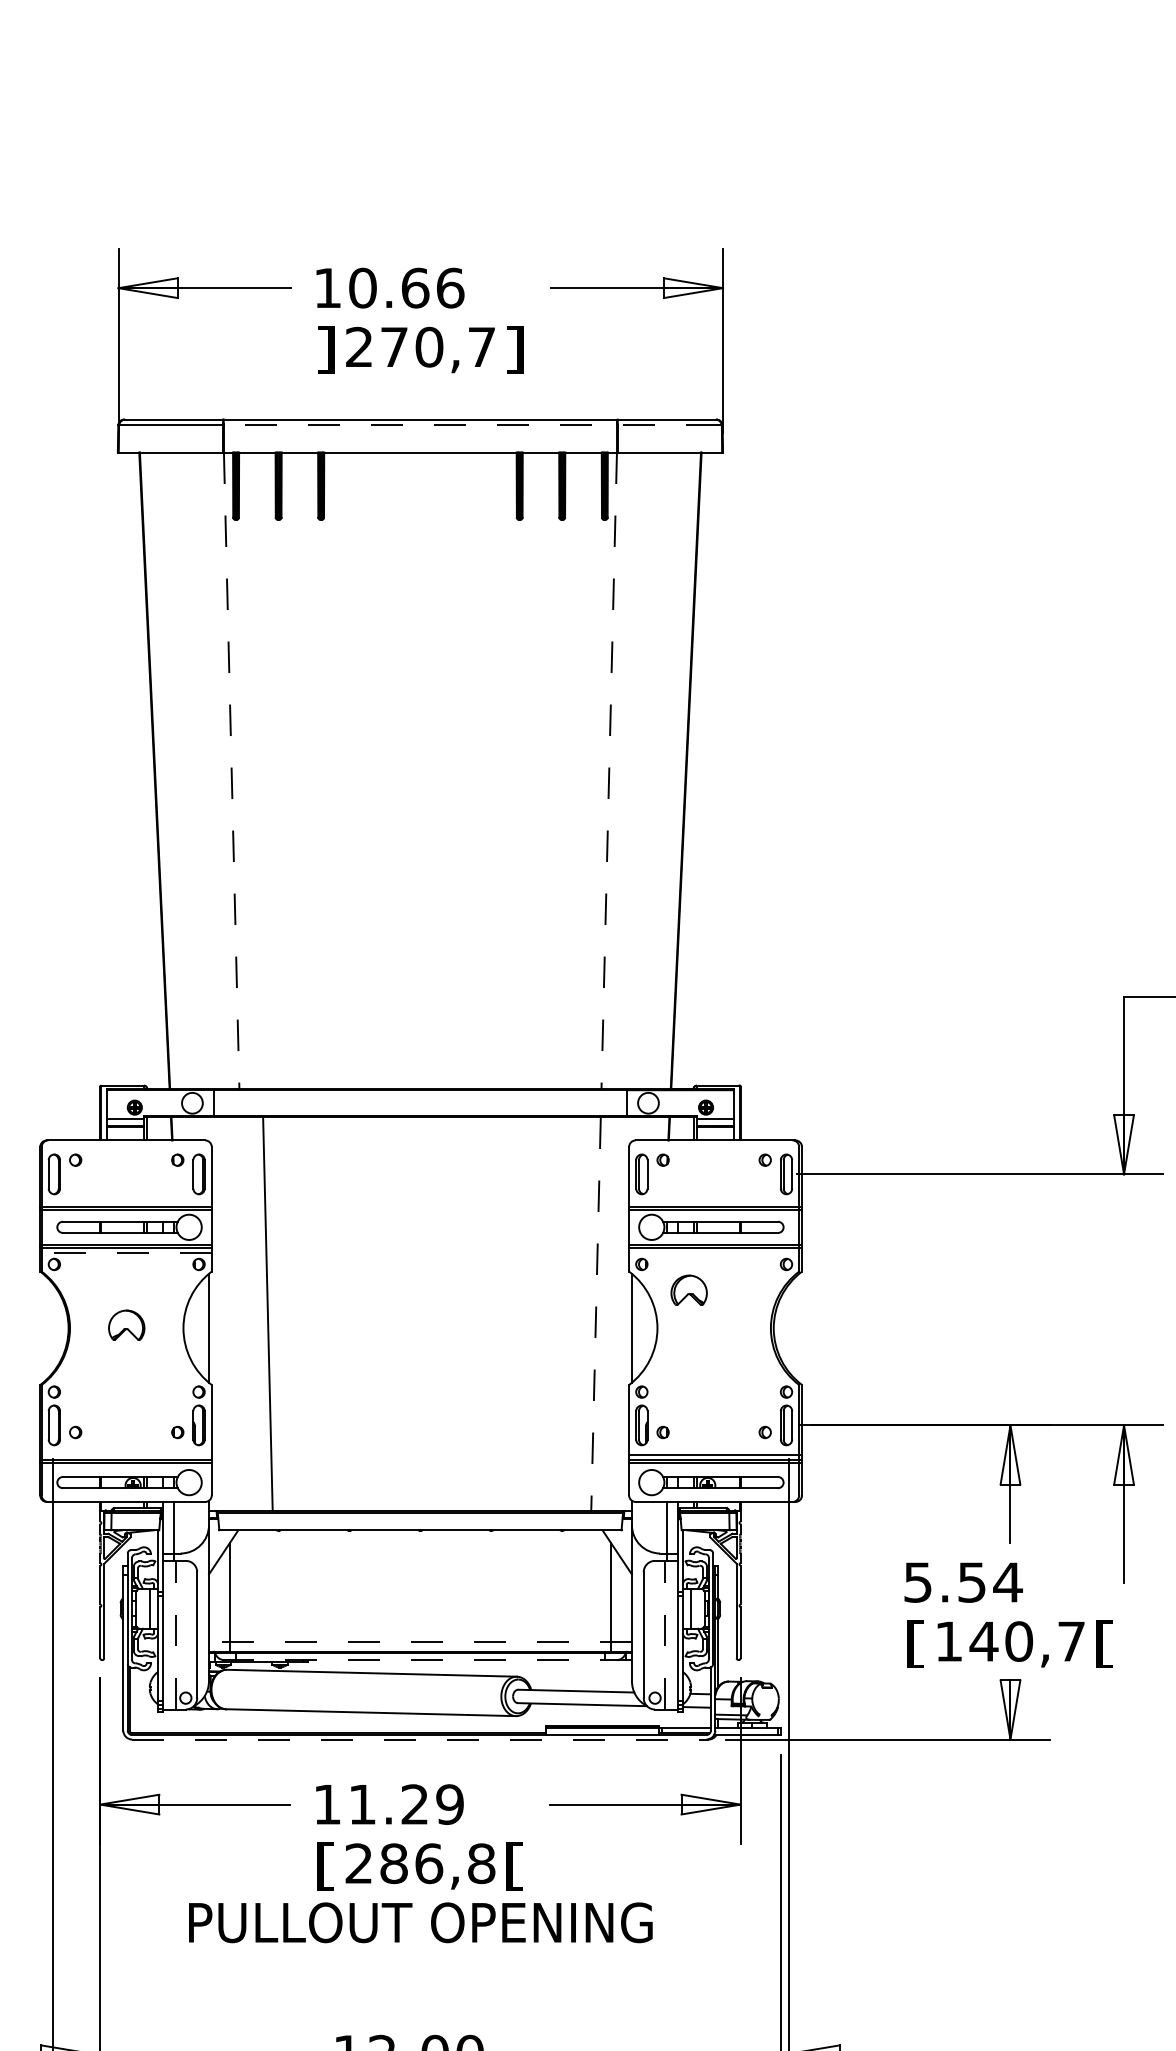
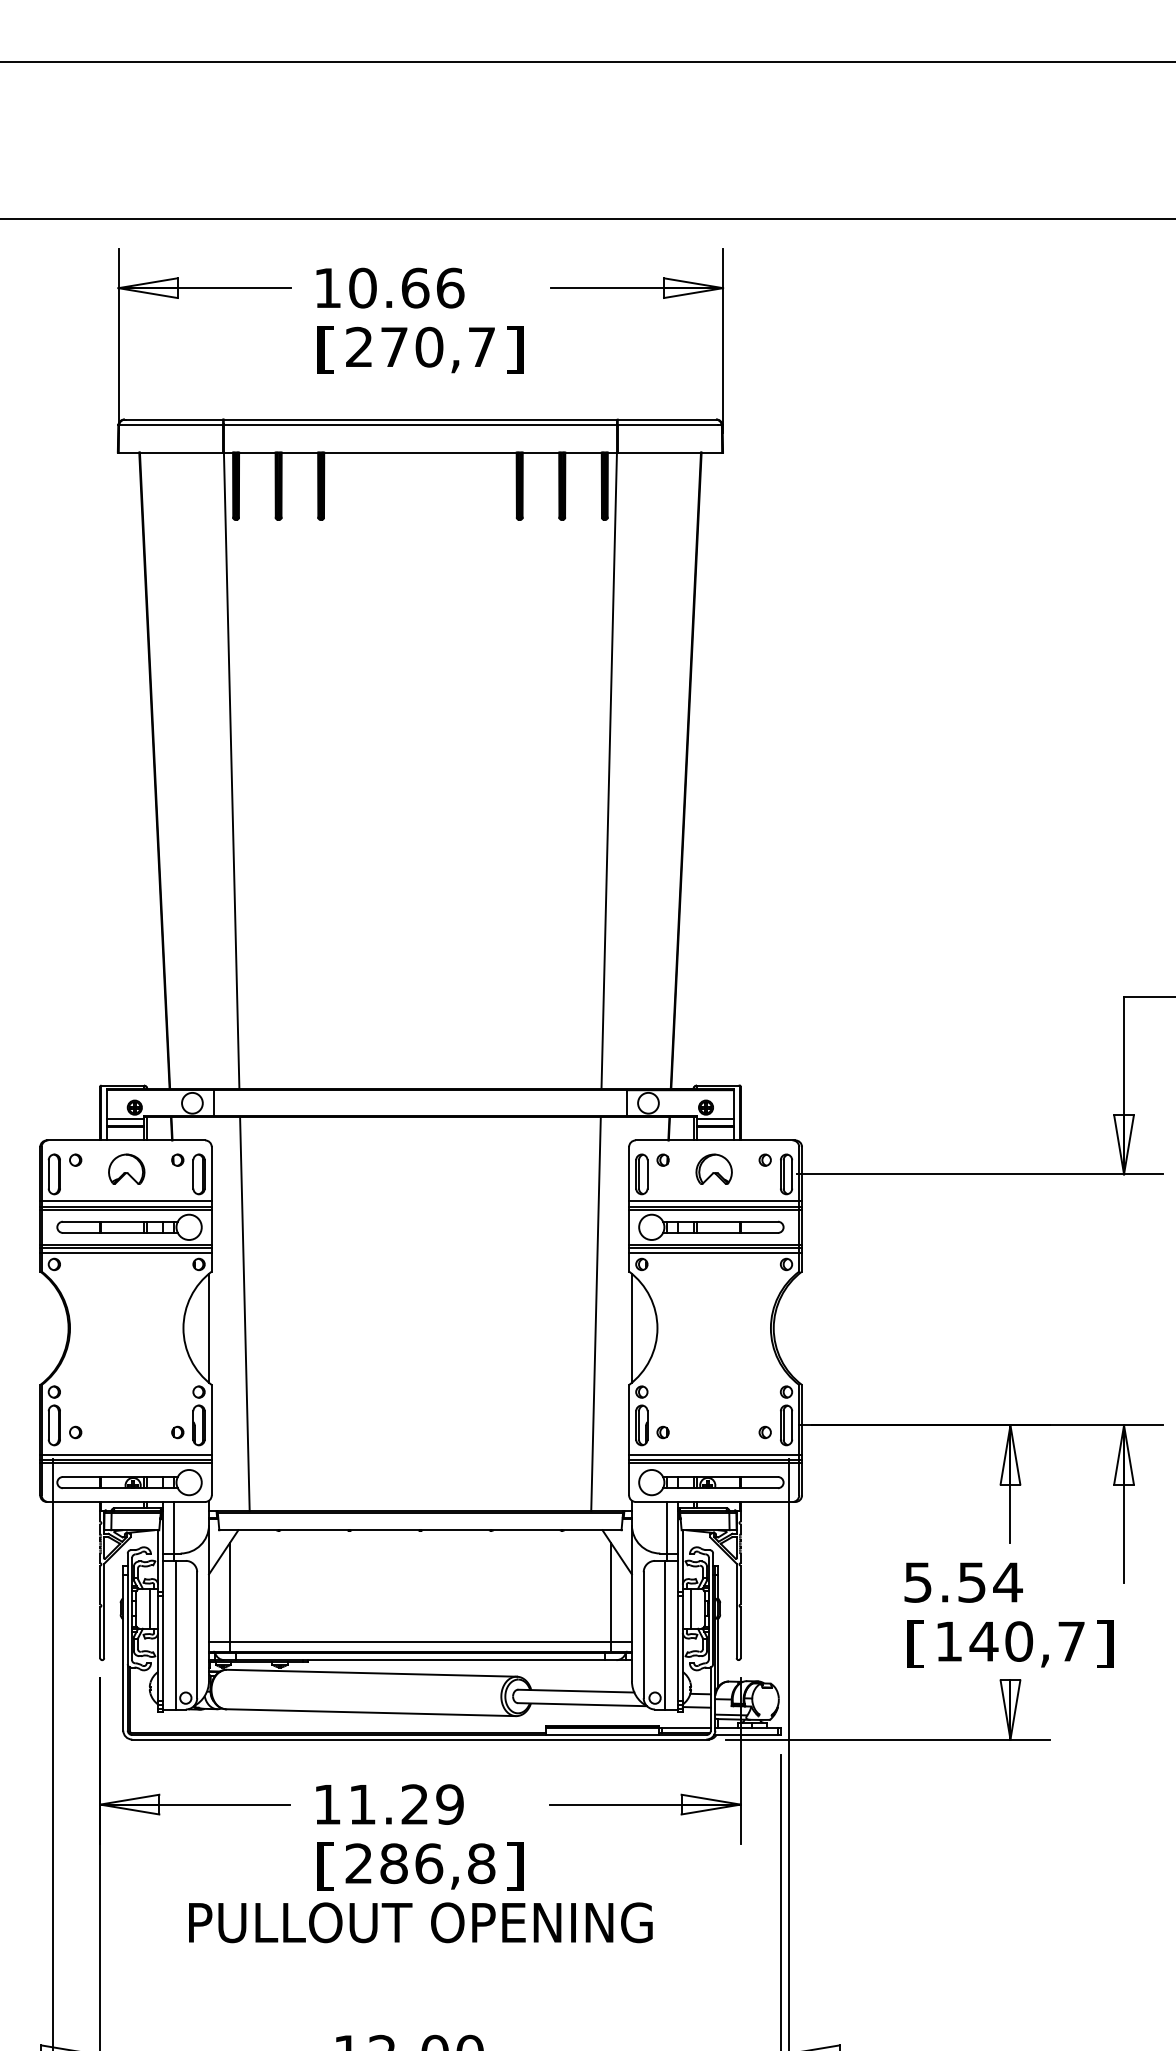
line: none -> present (587, 61)
line: none -> present (587, 219)
text: ] -> [ (325, 349)
line: dashed -> solid (470, 425)
line: dashed -> solid (231, 771)
line: dashed -> solid (609, 771)
line: none -> present (125, 1201)
line: none -> present (715, 1201)
line: dashed -> solid (126, 1253)
line: none -> present (715, 1253)
part position: (688, 1289) -> (713, 1168) (713, 1168)
line position: (267, 1313) -> (244, 1314) (244, 1314)
line: dashed -> solid (596, 1314)
part position: (126, 1324) -> (126, 1168) (126, 1168)
line: none -> present (125, 1454)
line: dashed -> solid (175, 1634)
line: dashed -> solid (664, 1634)
line: dashed -> solid (419, 1642)
text: [ -> ] (1104, 1643)
line: dashed -> solid (419, 1660)
line: dashed -> solid (420, 1739)
text: [ -> ] (514, 1866)
